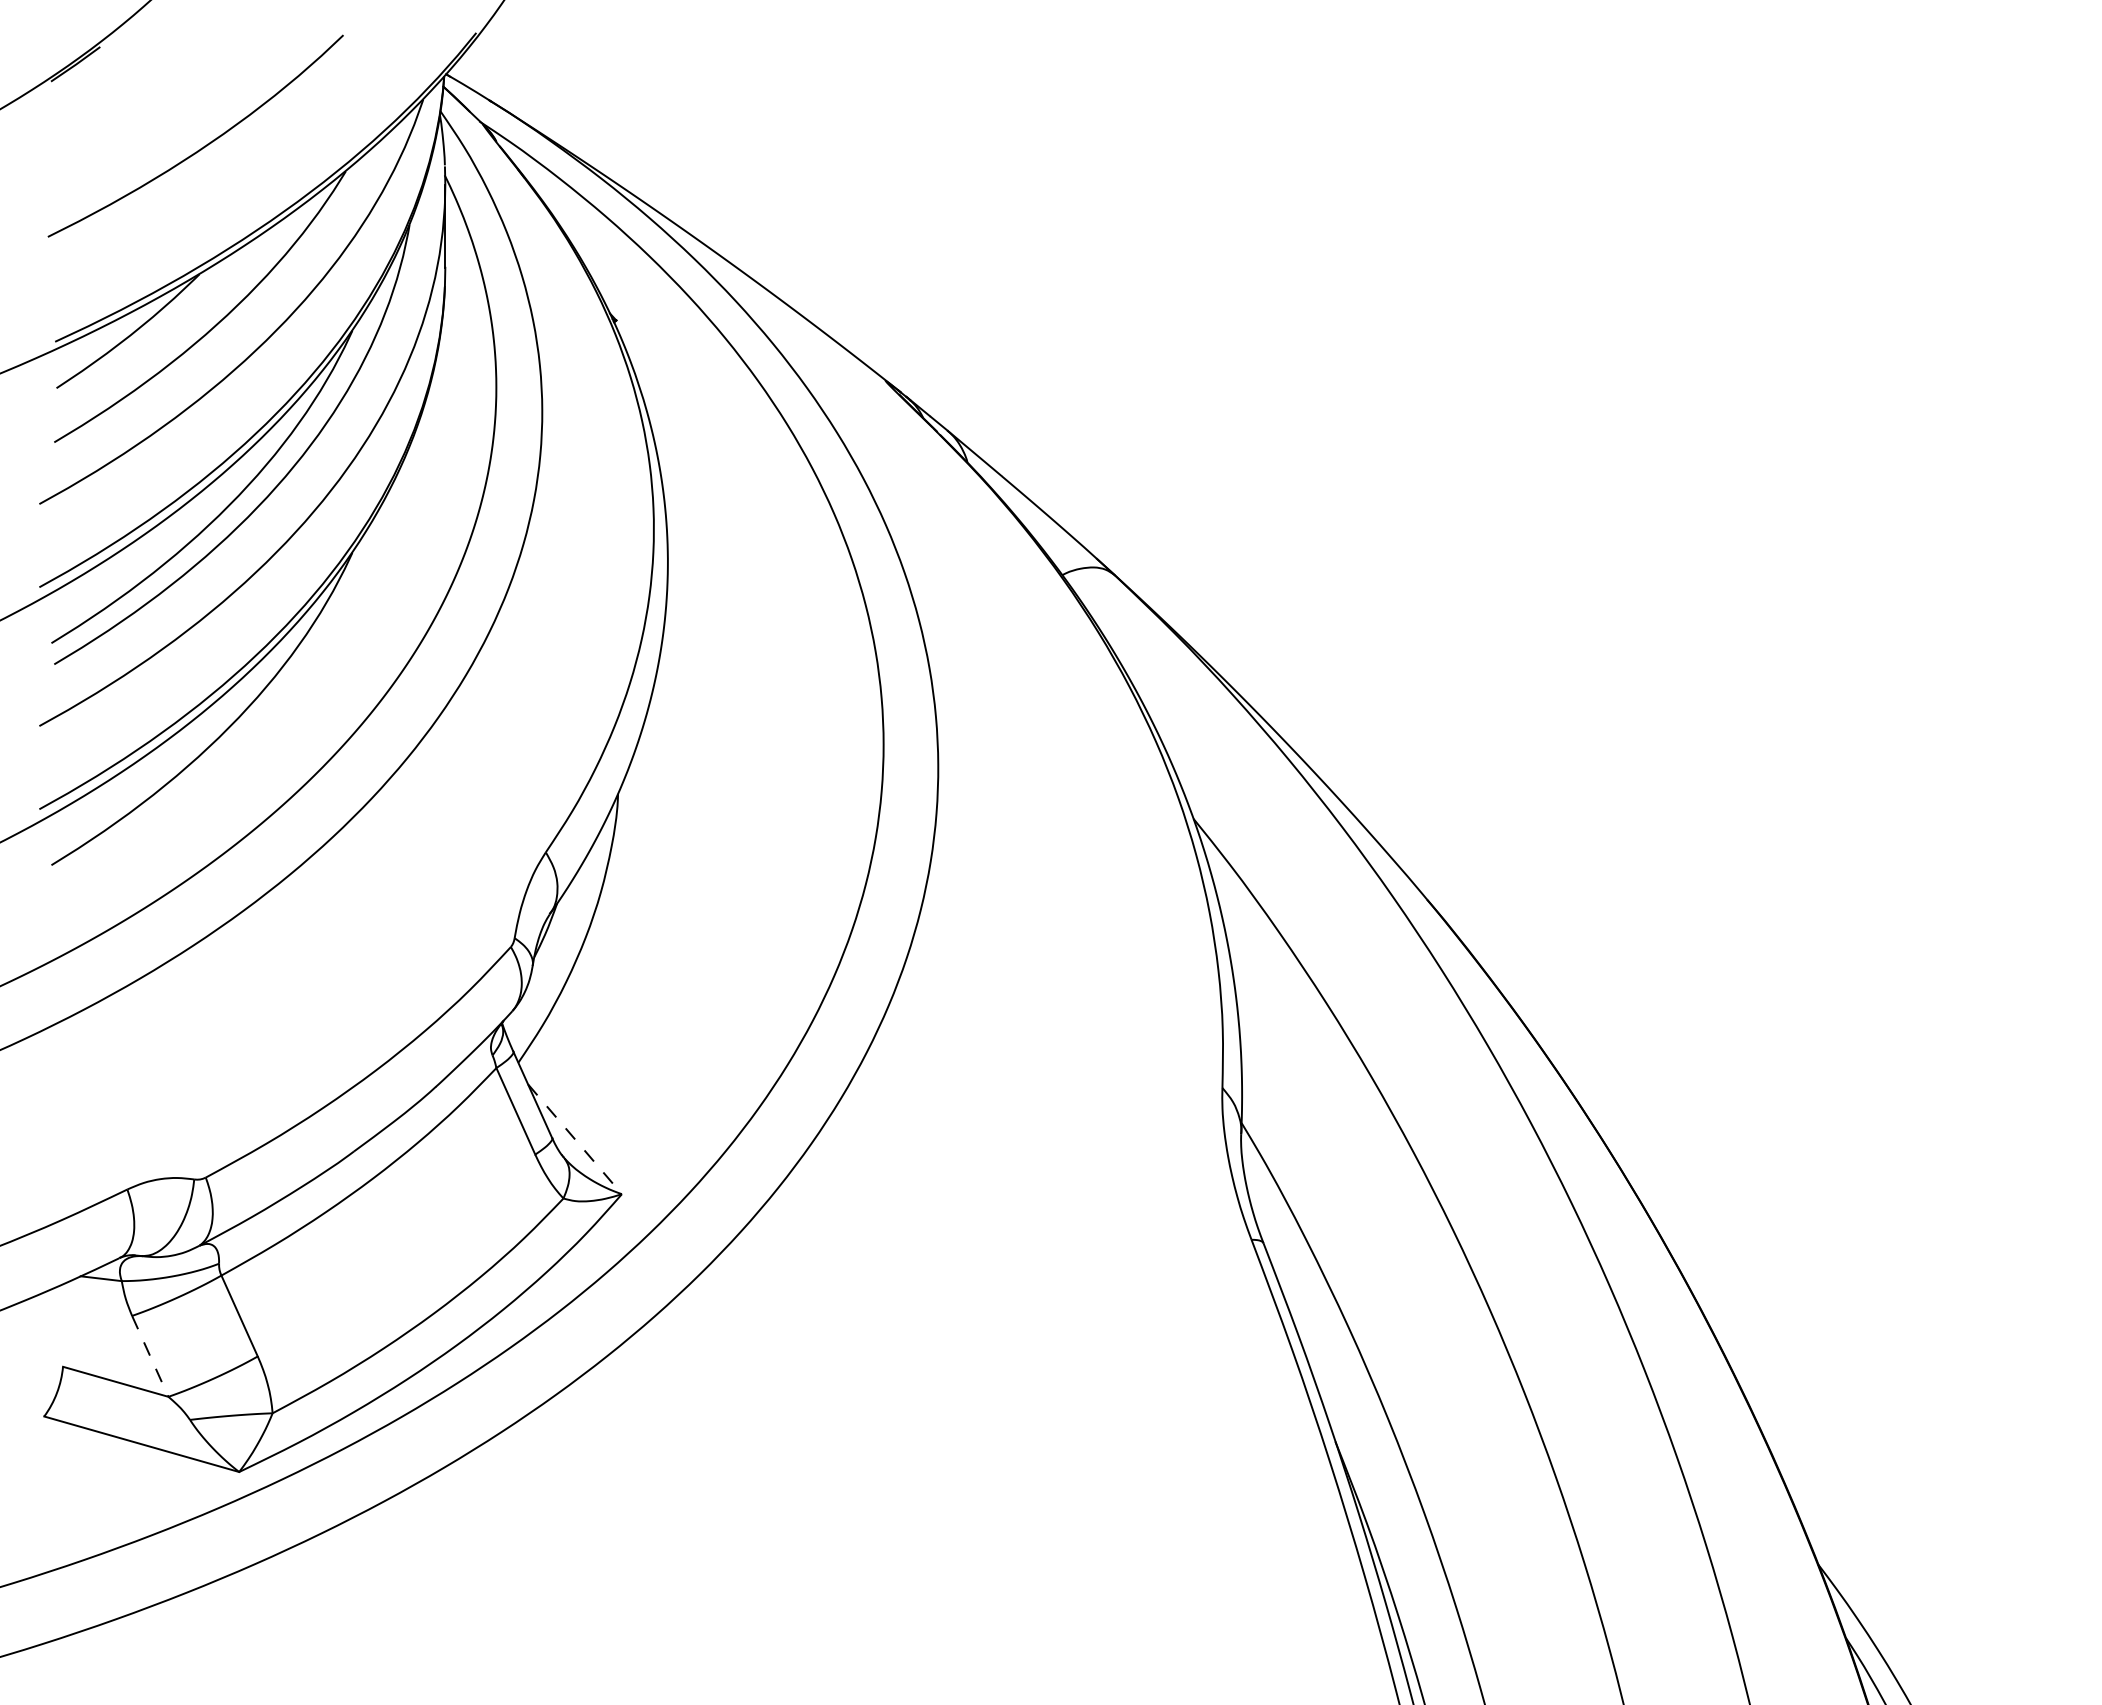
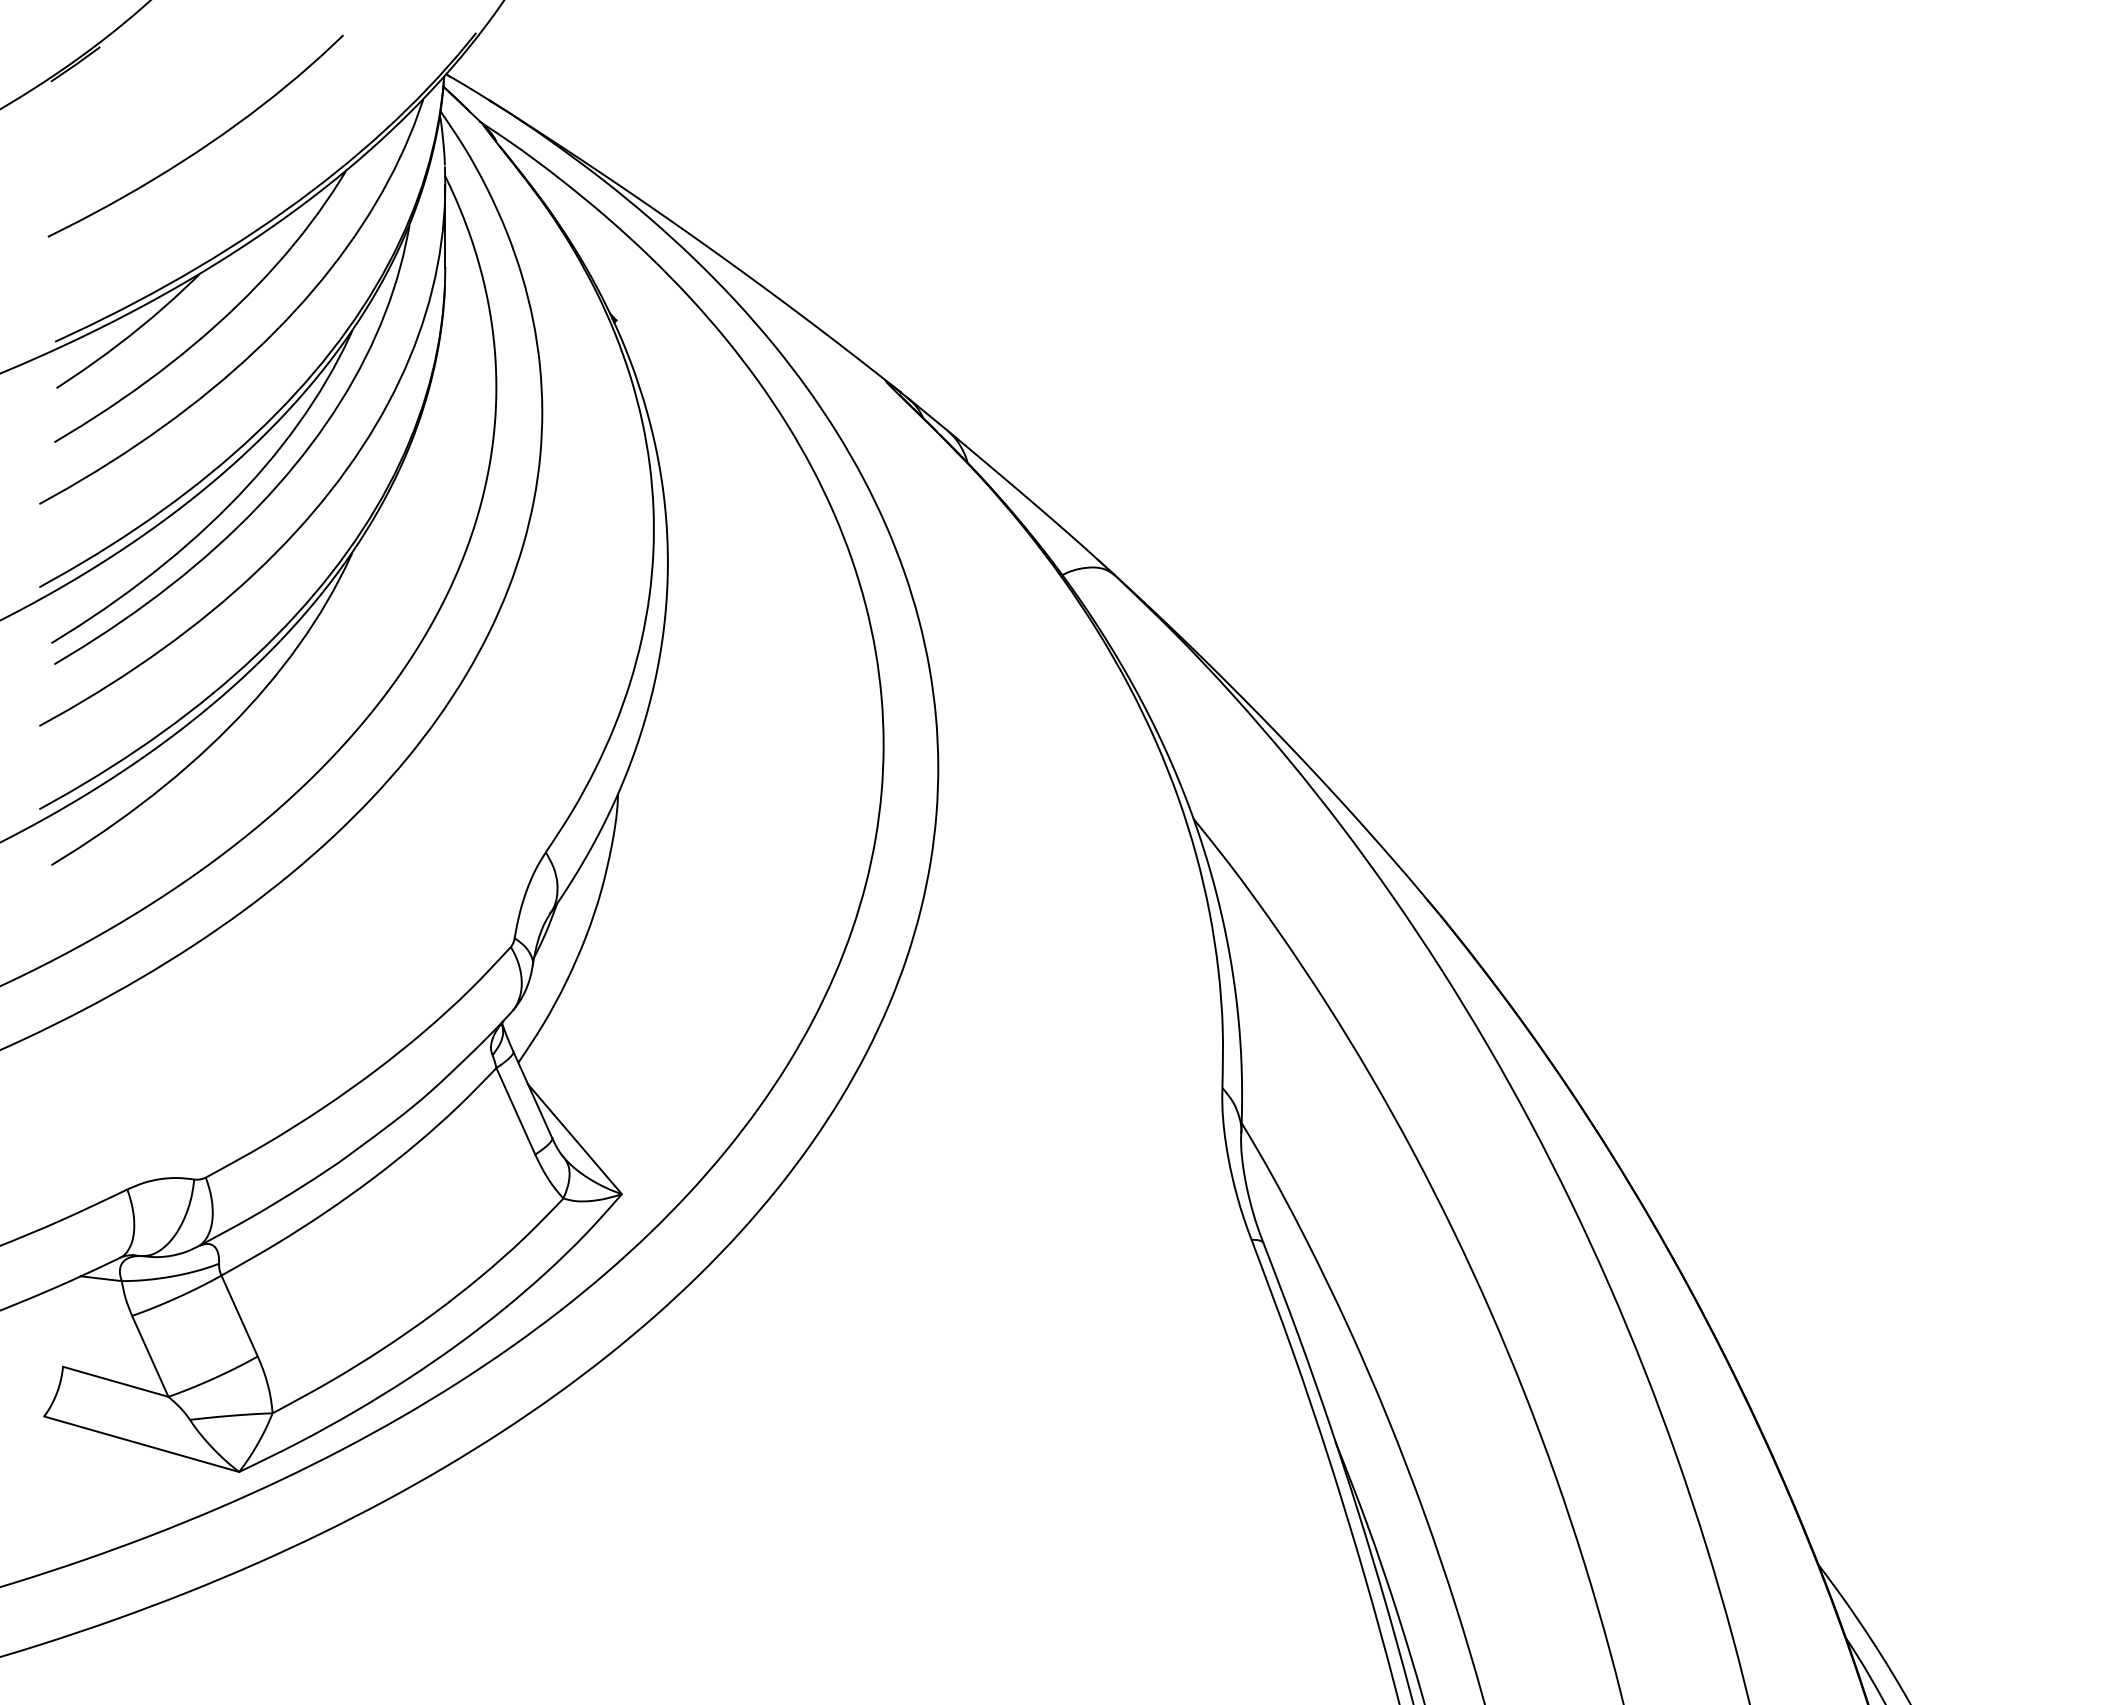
line: dashed -> solid (575, 1139)
line: dashed -> solid (150, 1356)
